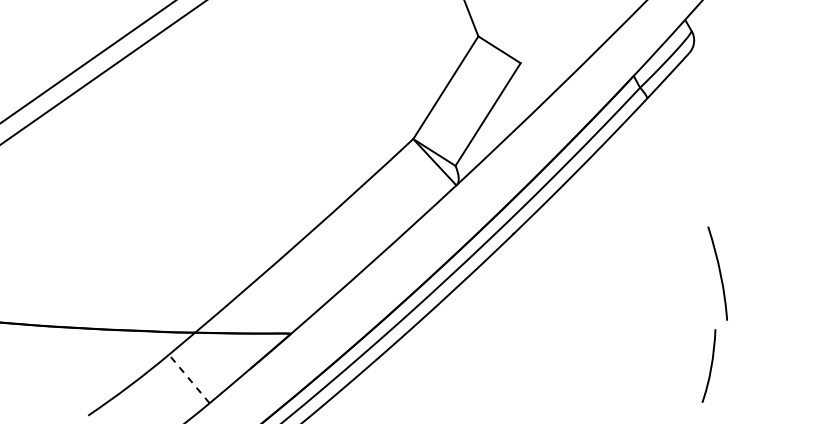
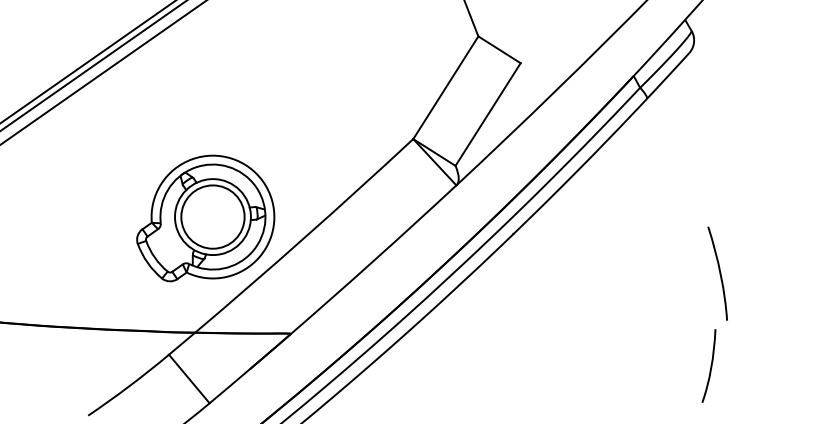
line: none -> present (93, 65)
part: none -> present (205, 218)
line: dashed -> solid (189, 379)
